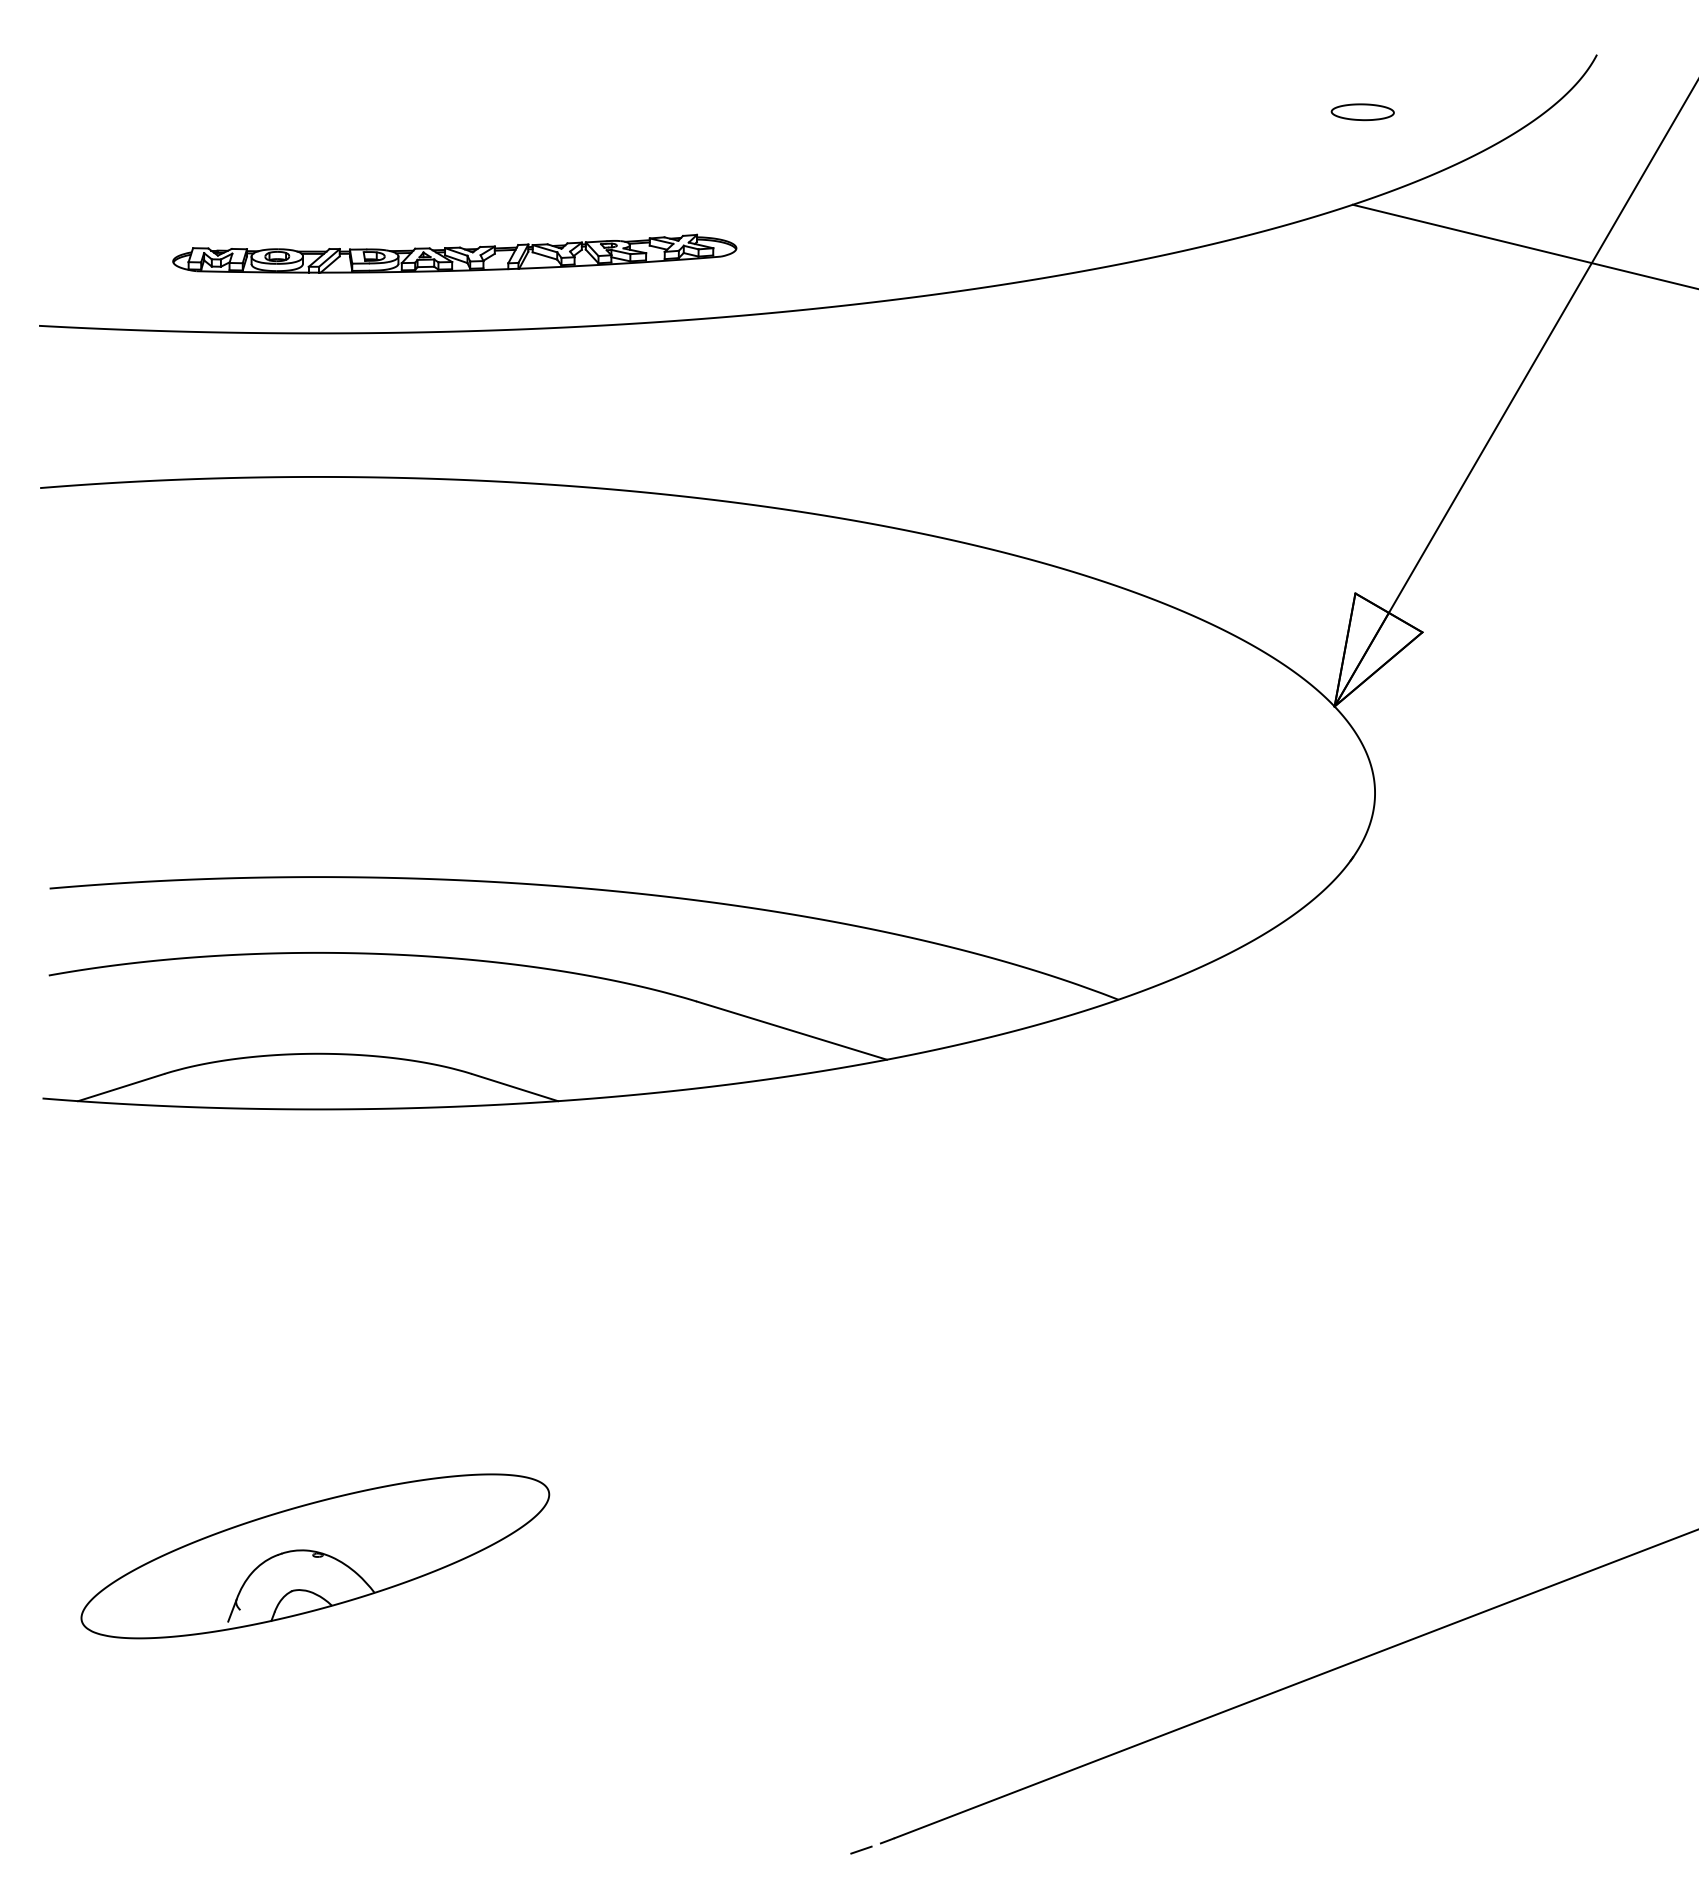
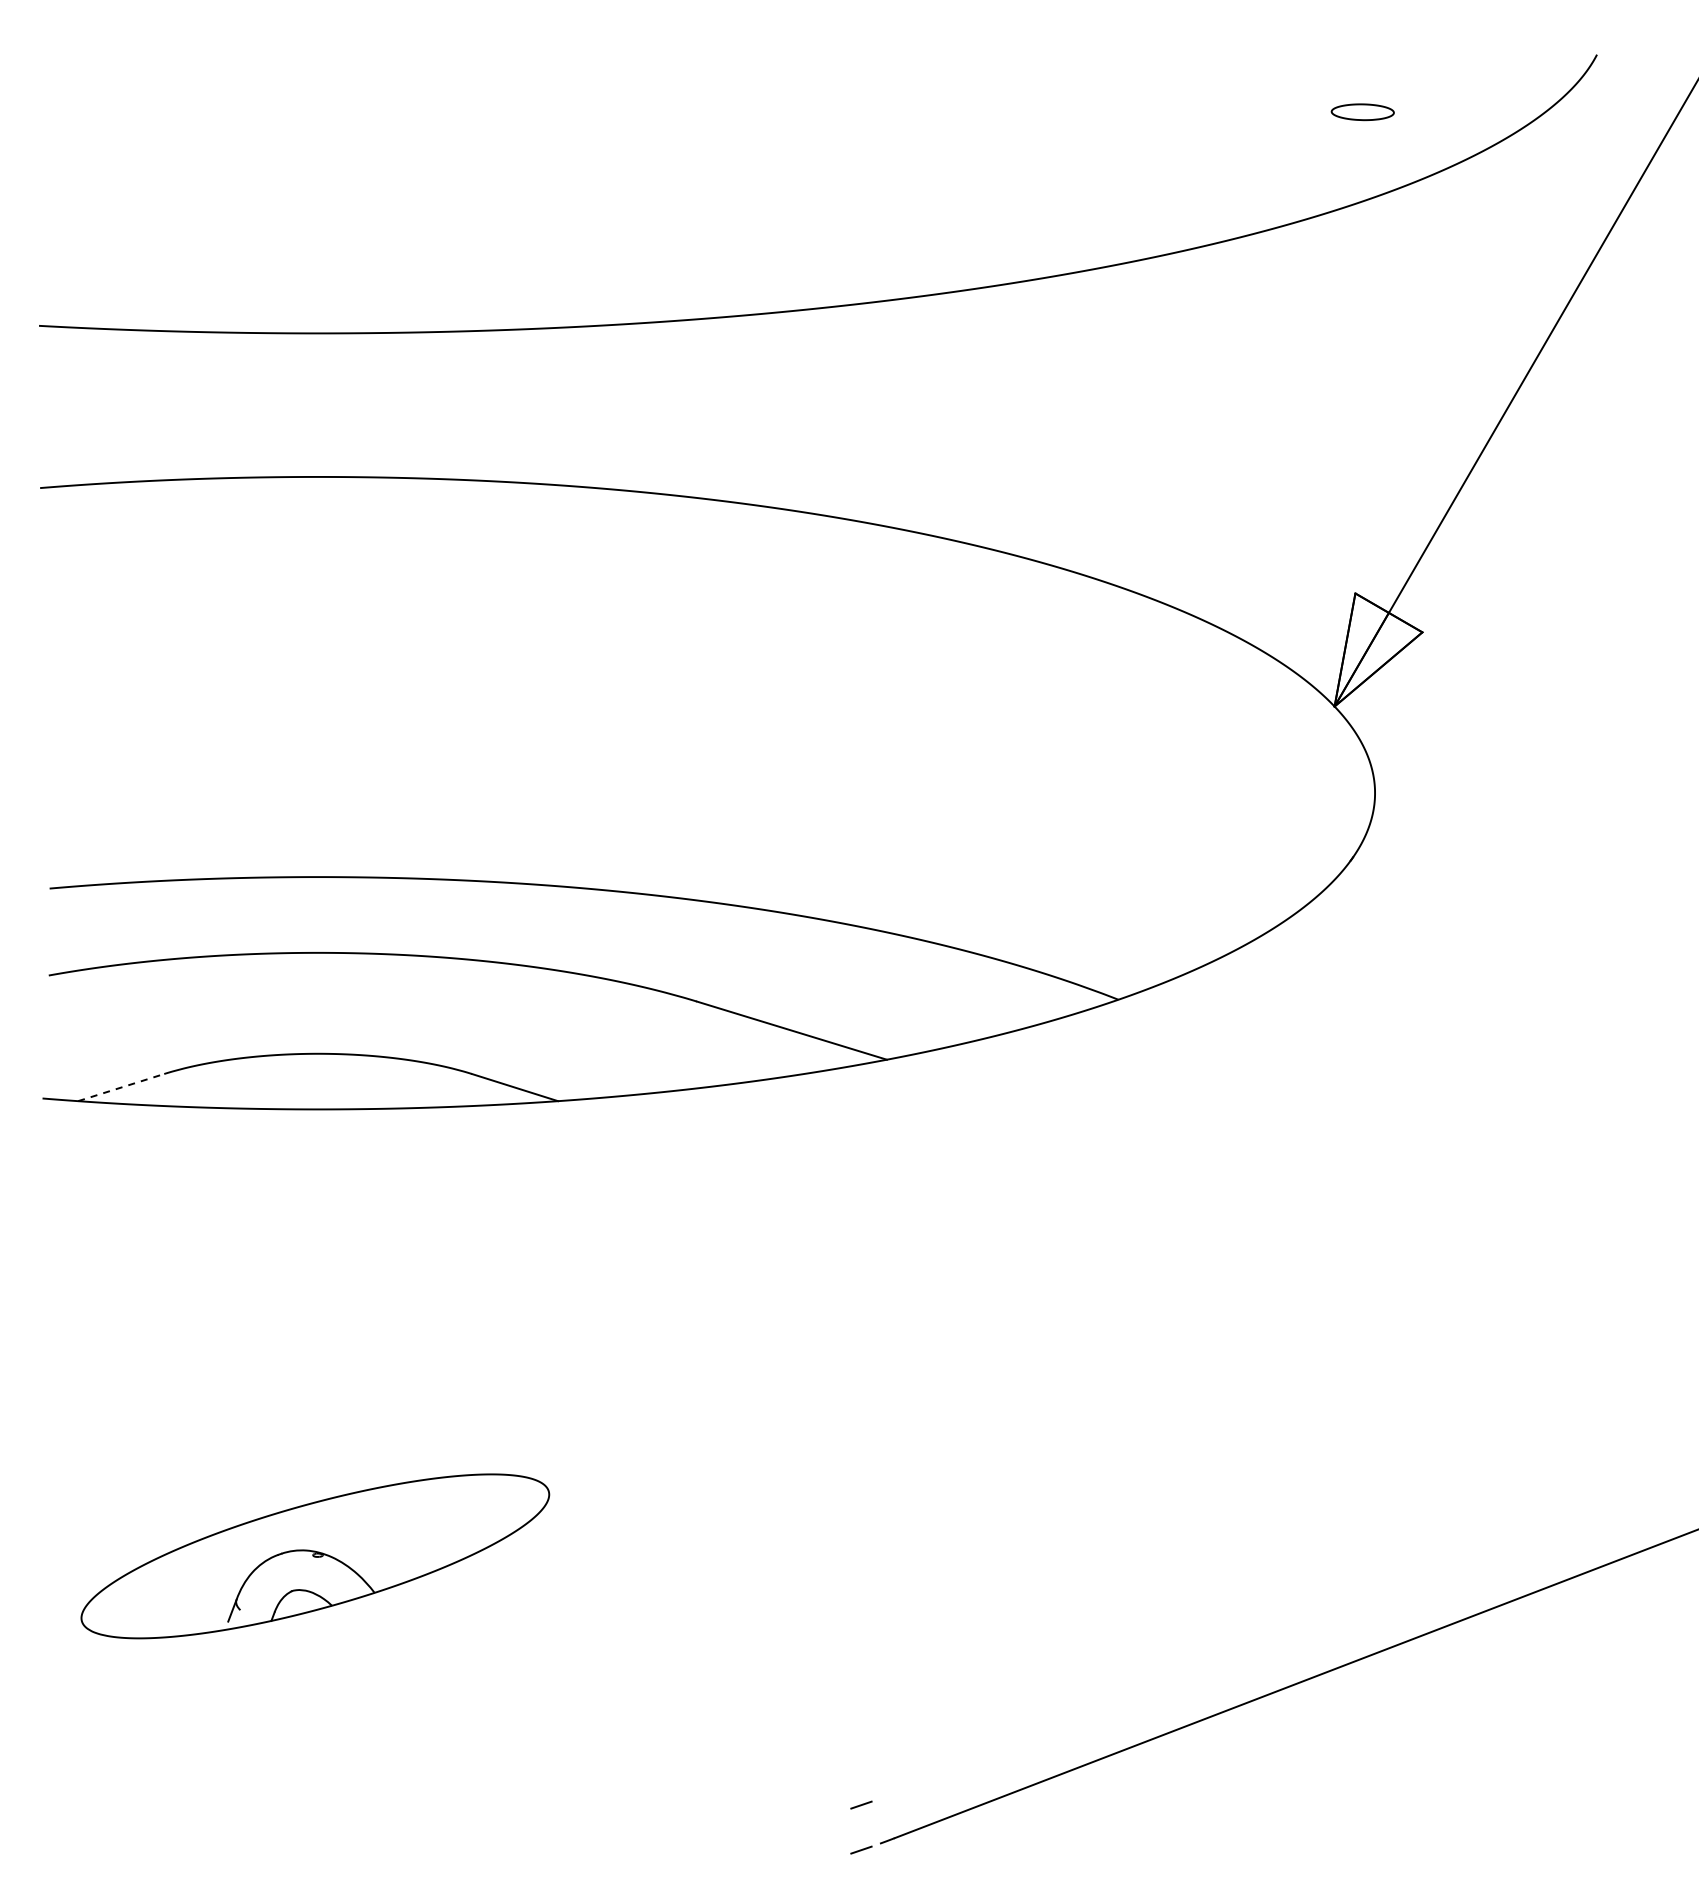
line: present -> none (1523, 246)
part: present -> none (454, 253)
line: solid -> dashed (121, 1087)
line: none -> present (861, 1804)
